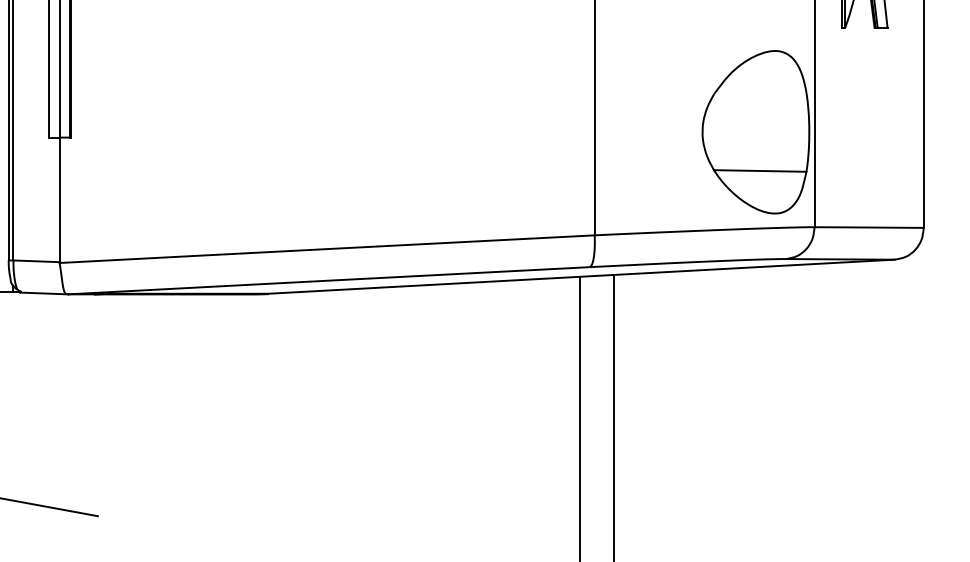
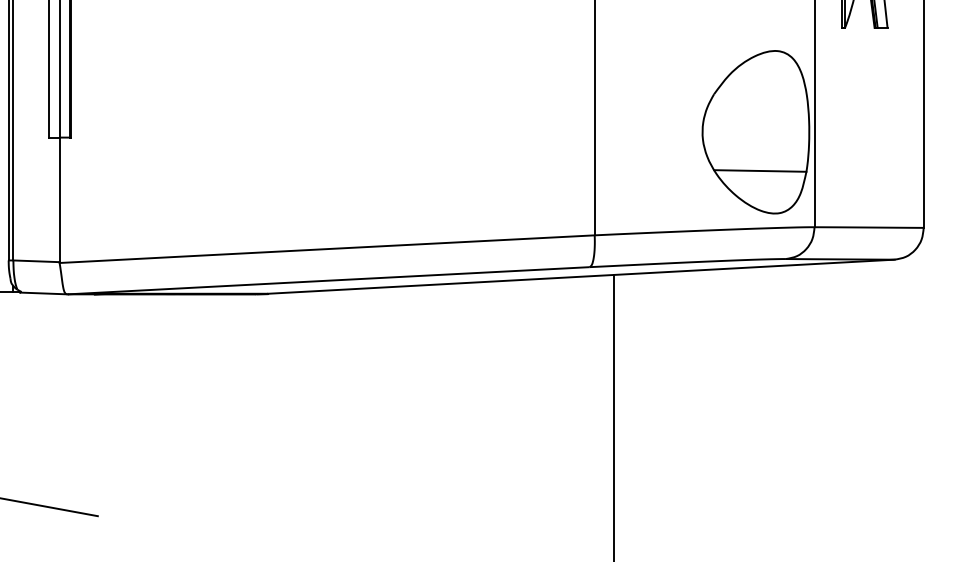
line: present -> none (579, 417)
